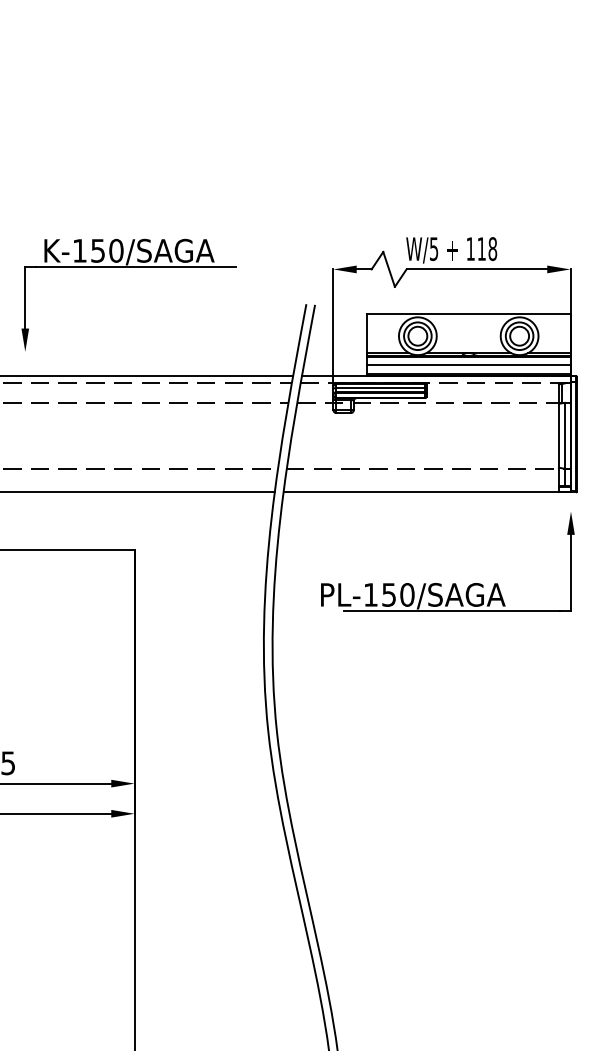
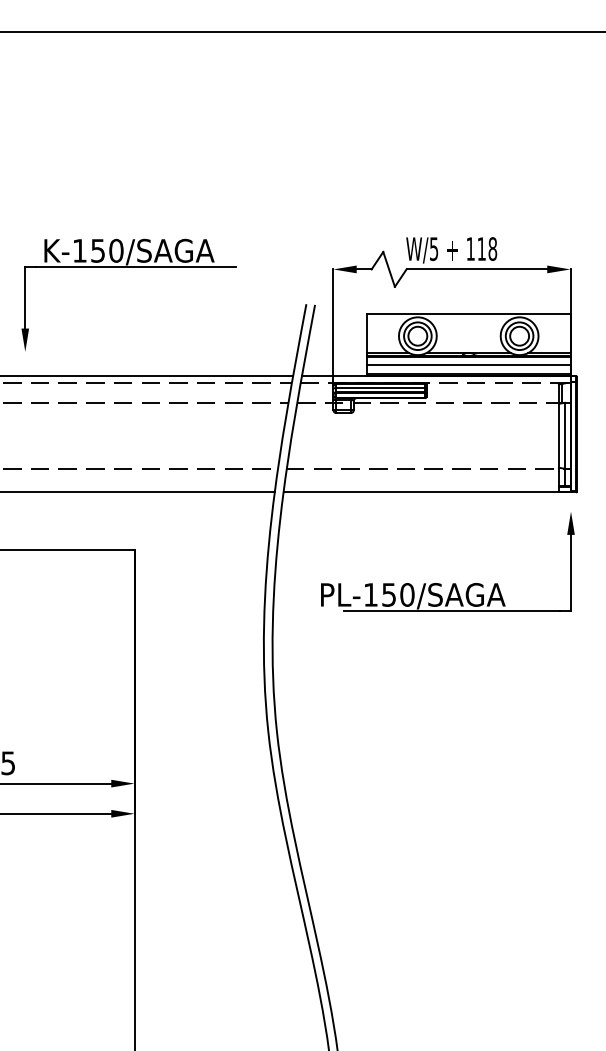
line: none -> present (302, 31)
